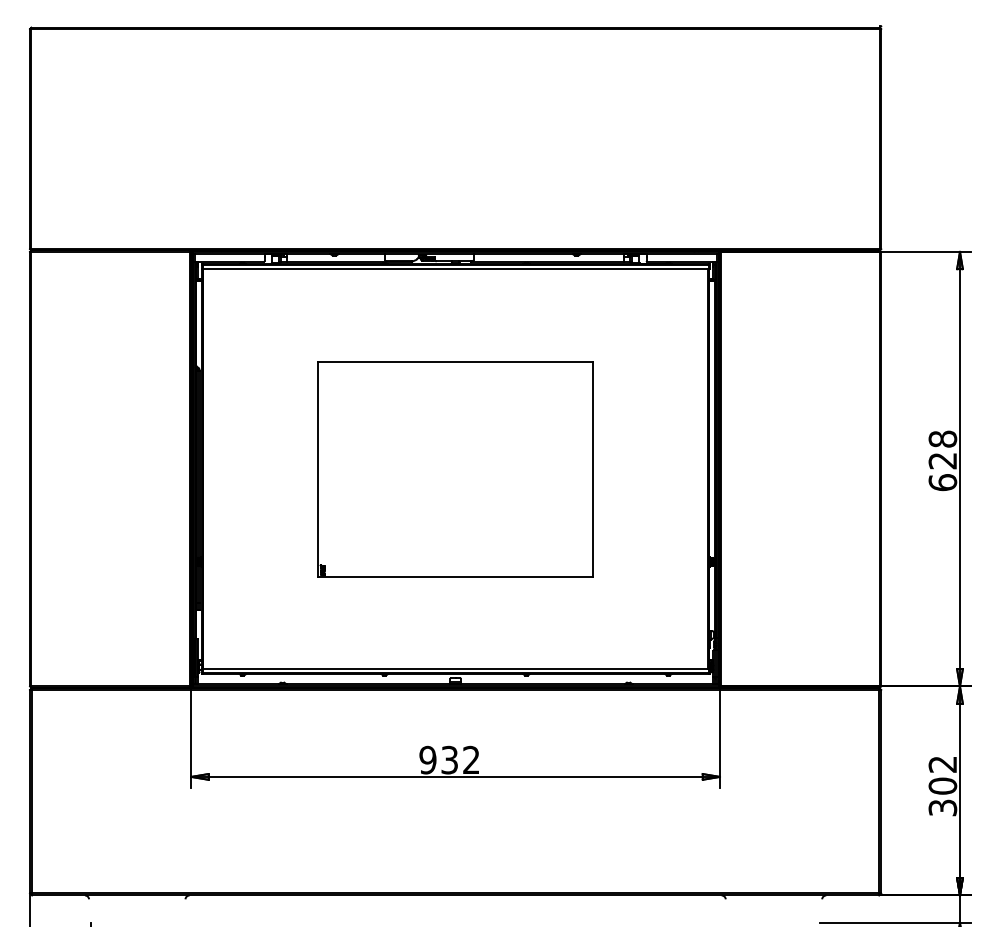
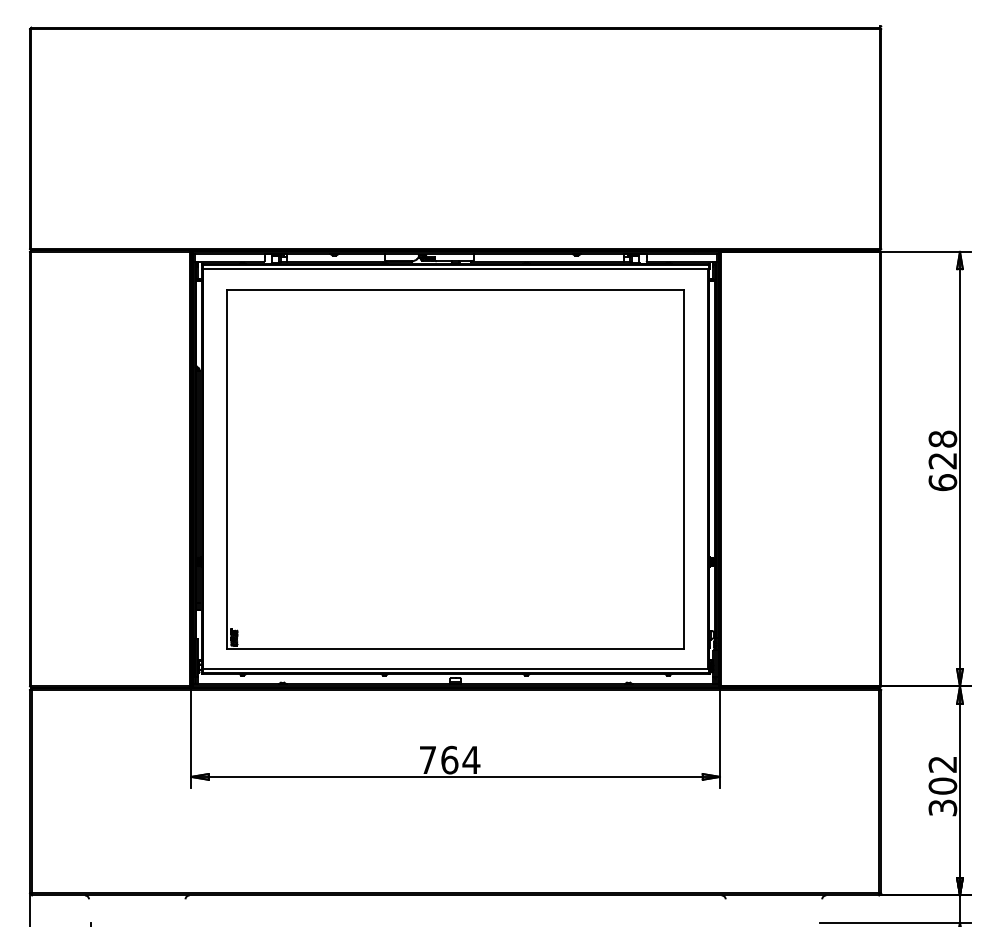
part size: 277x217 px -> 459x361 px (455, 469)
text: 932 -> 764 (449, 759)
